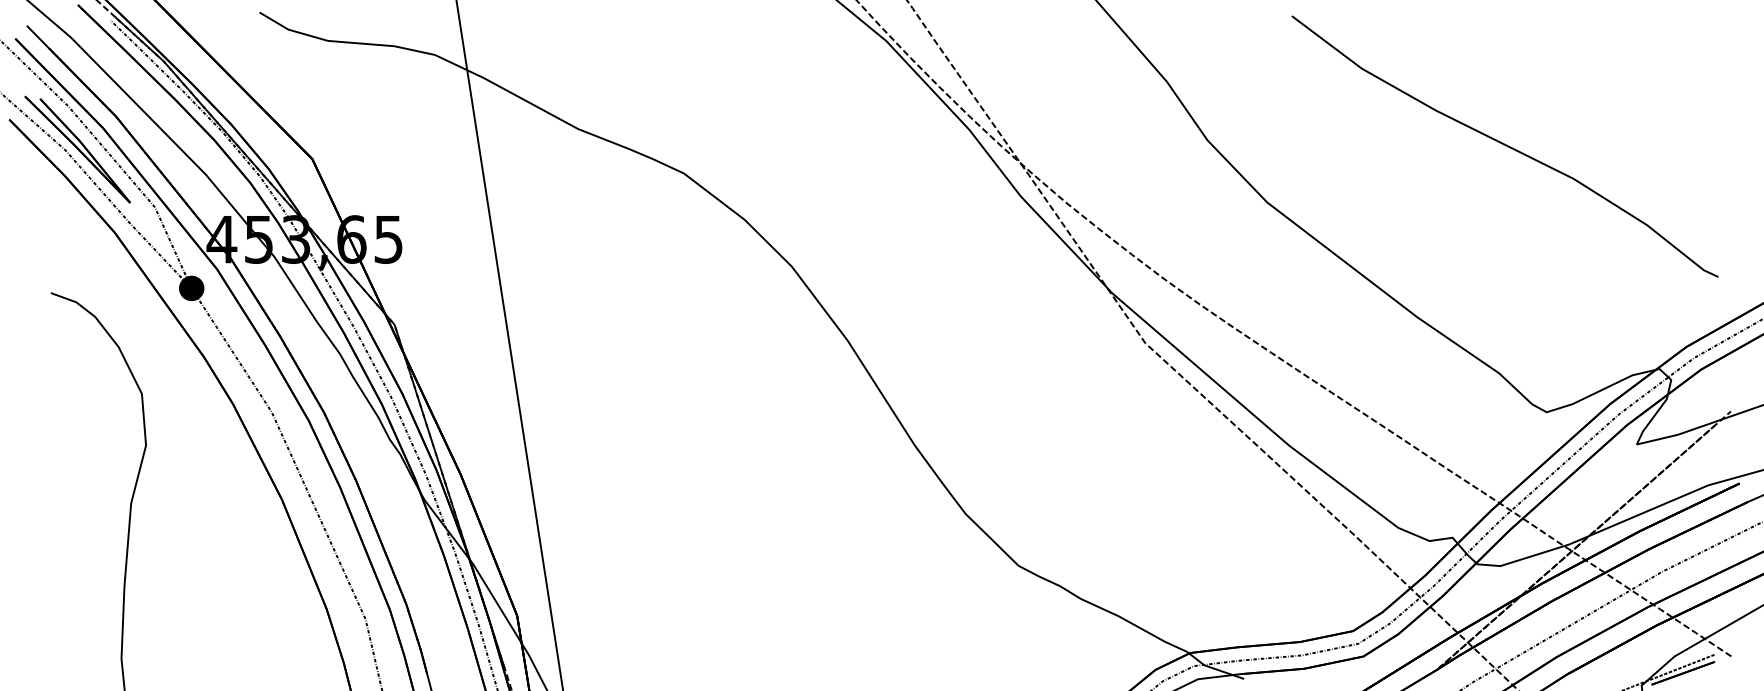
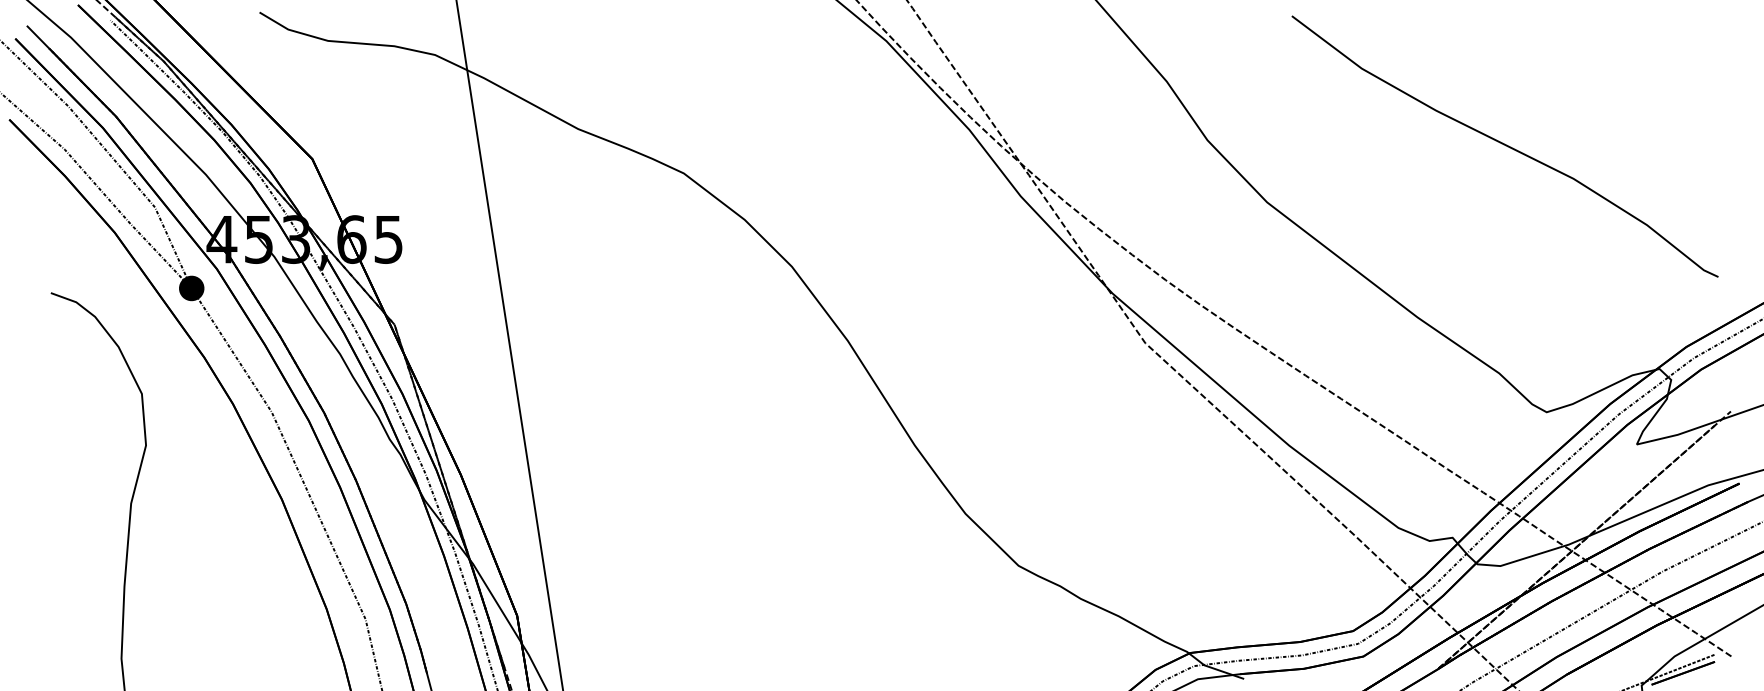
part: present -> none (77, 149)
